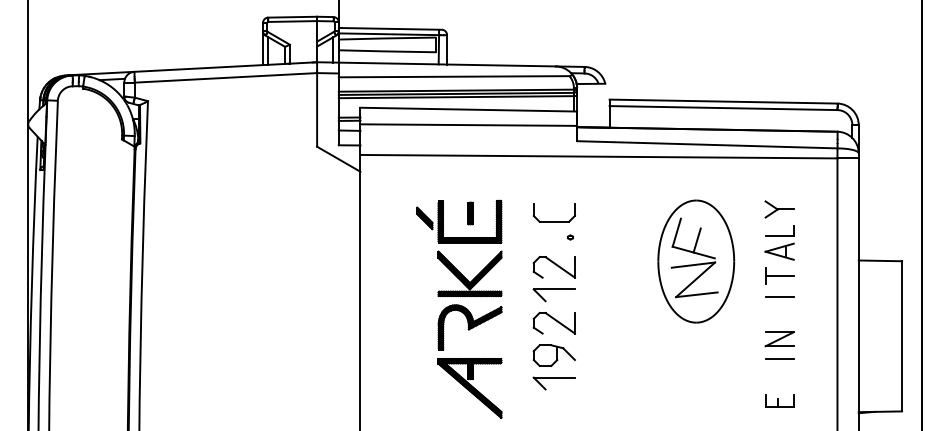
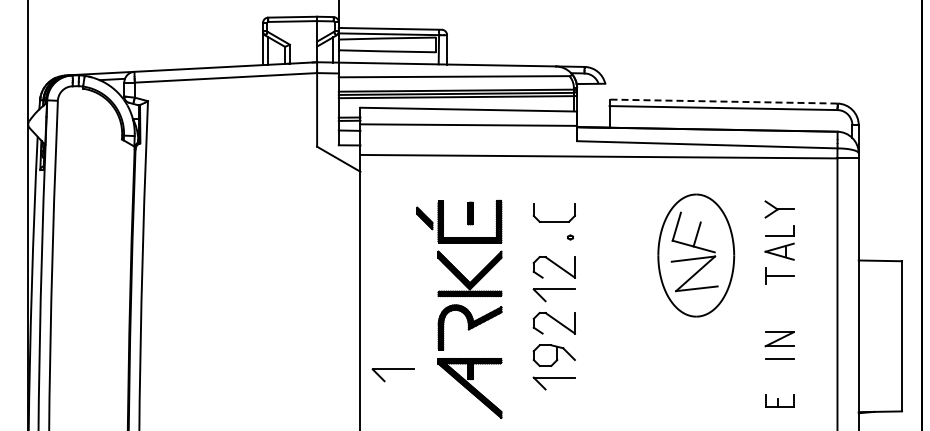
line: solid -> dashed (723, 101)
part position: (696, 261) -> (696, 255) (696, 255)
line: present -> none (779, 296)
part: none -> present (392, 375)
